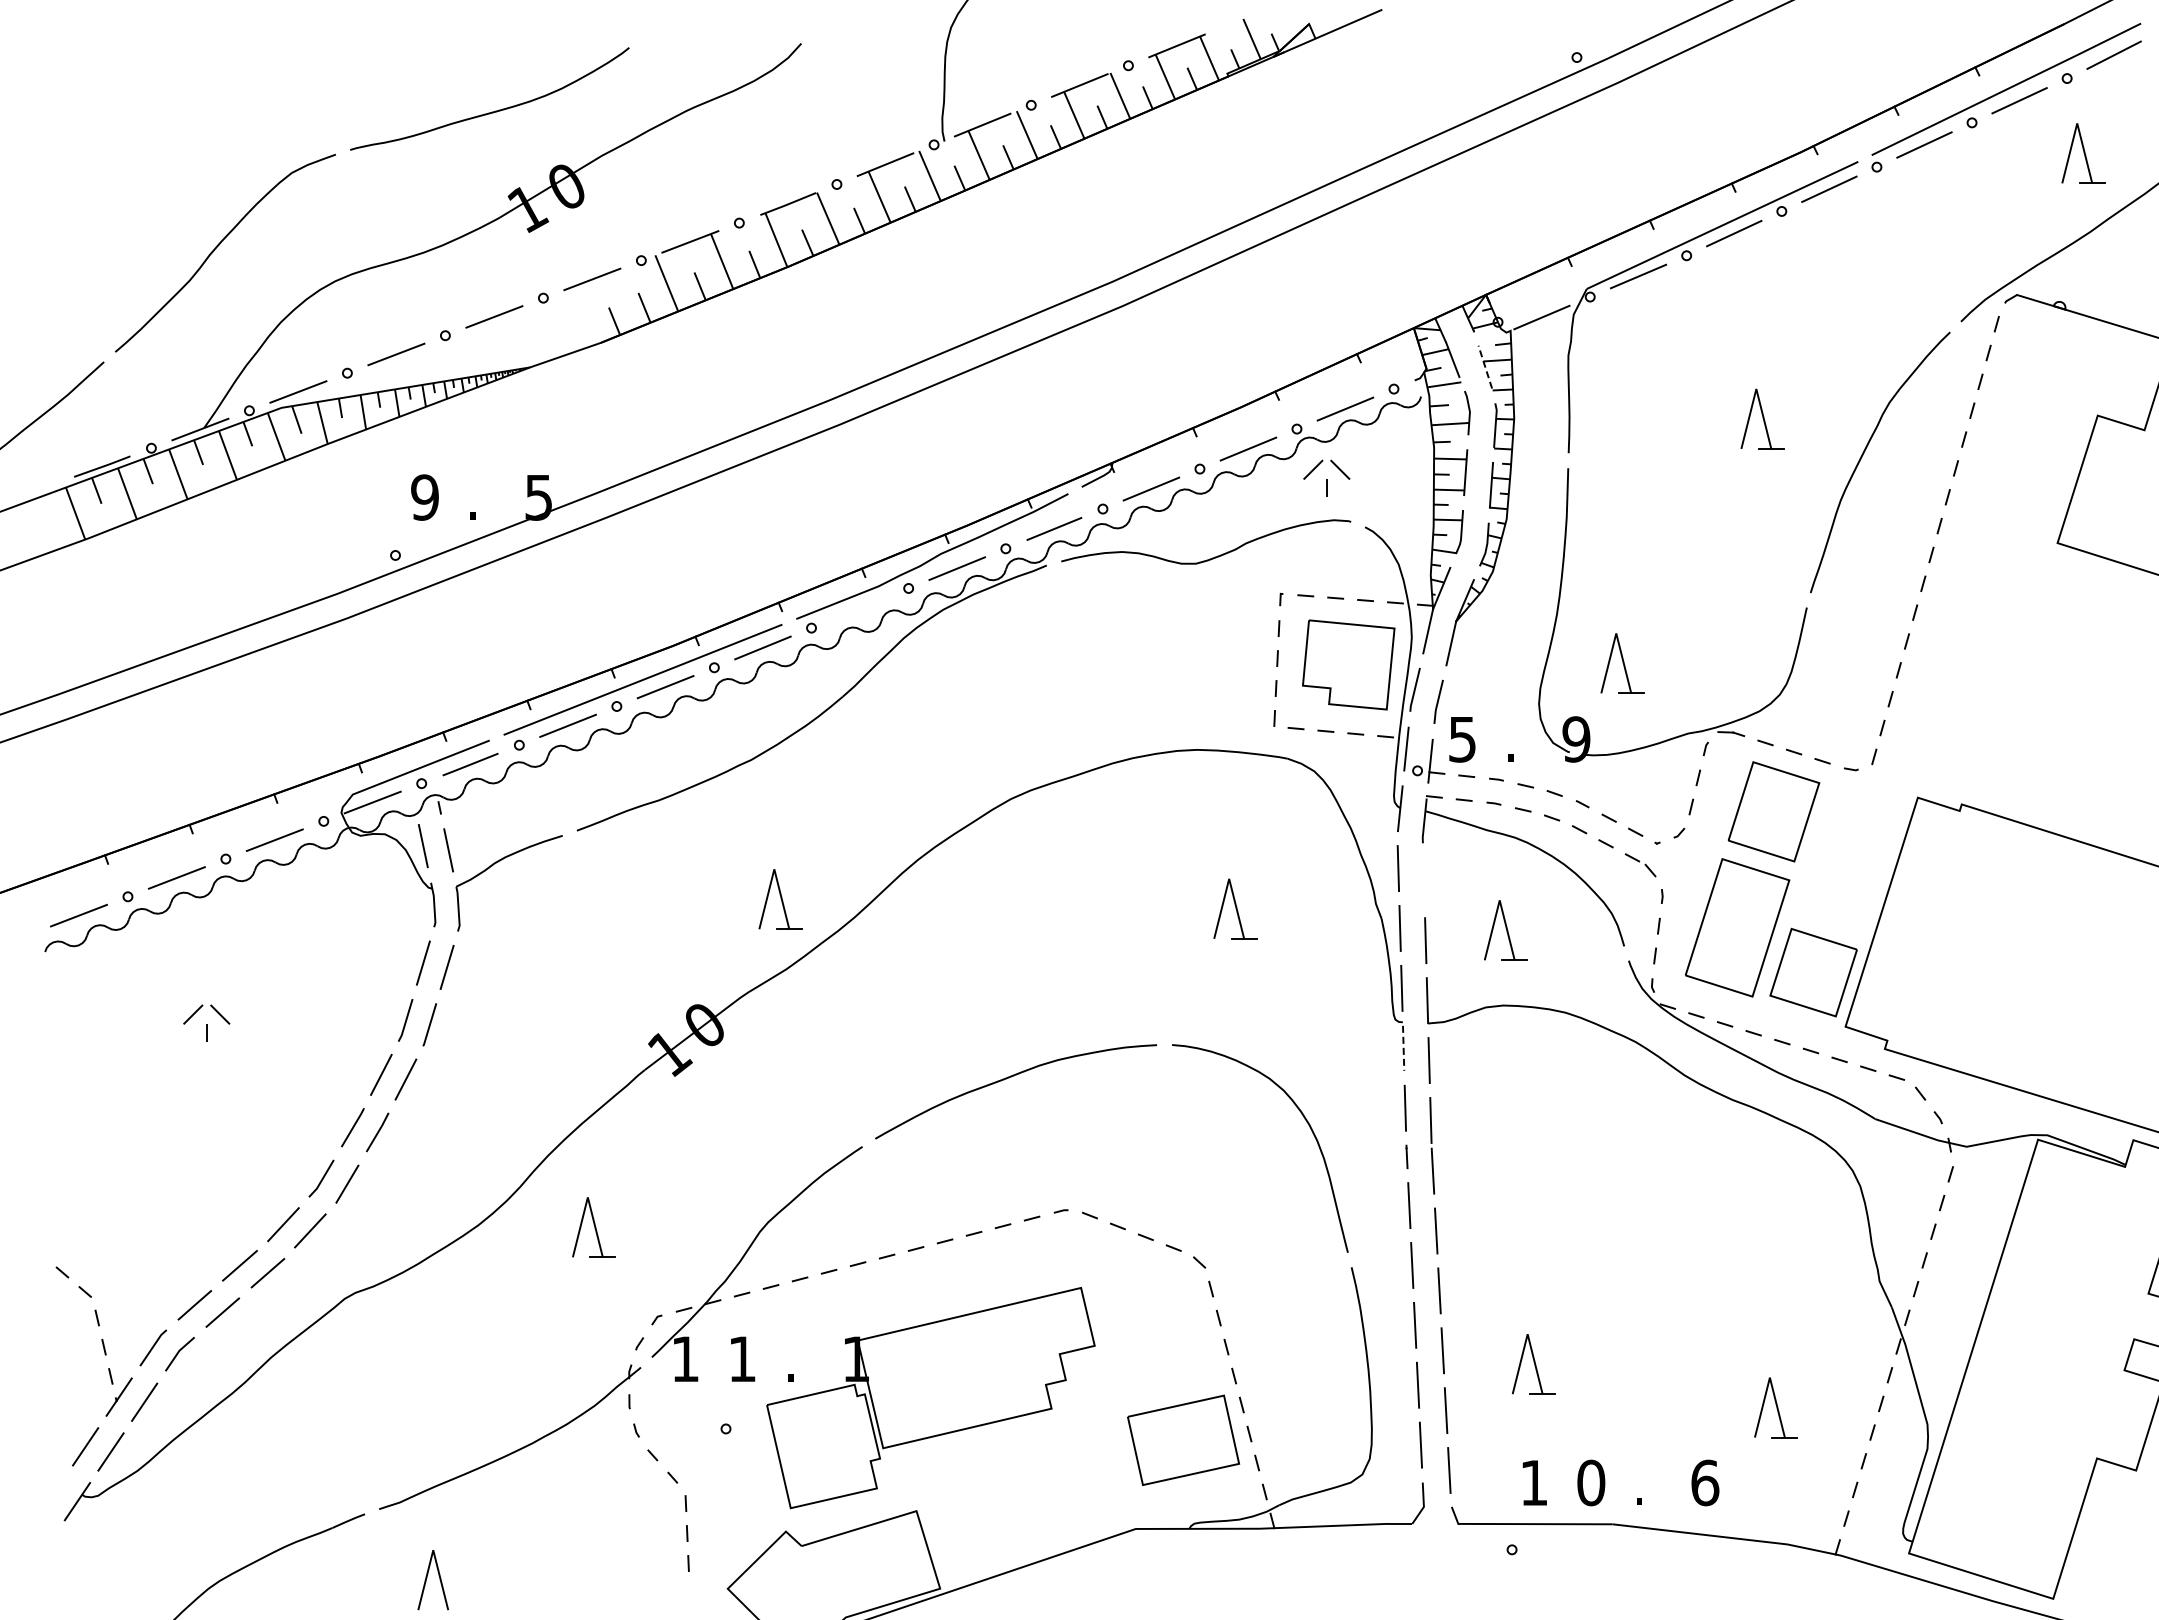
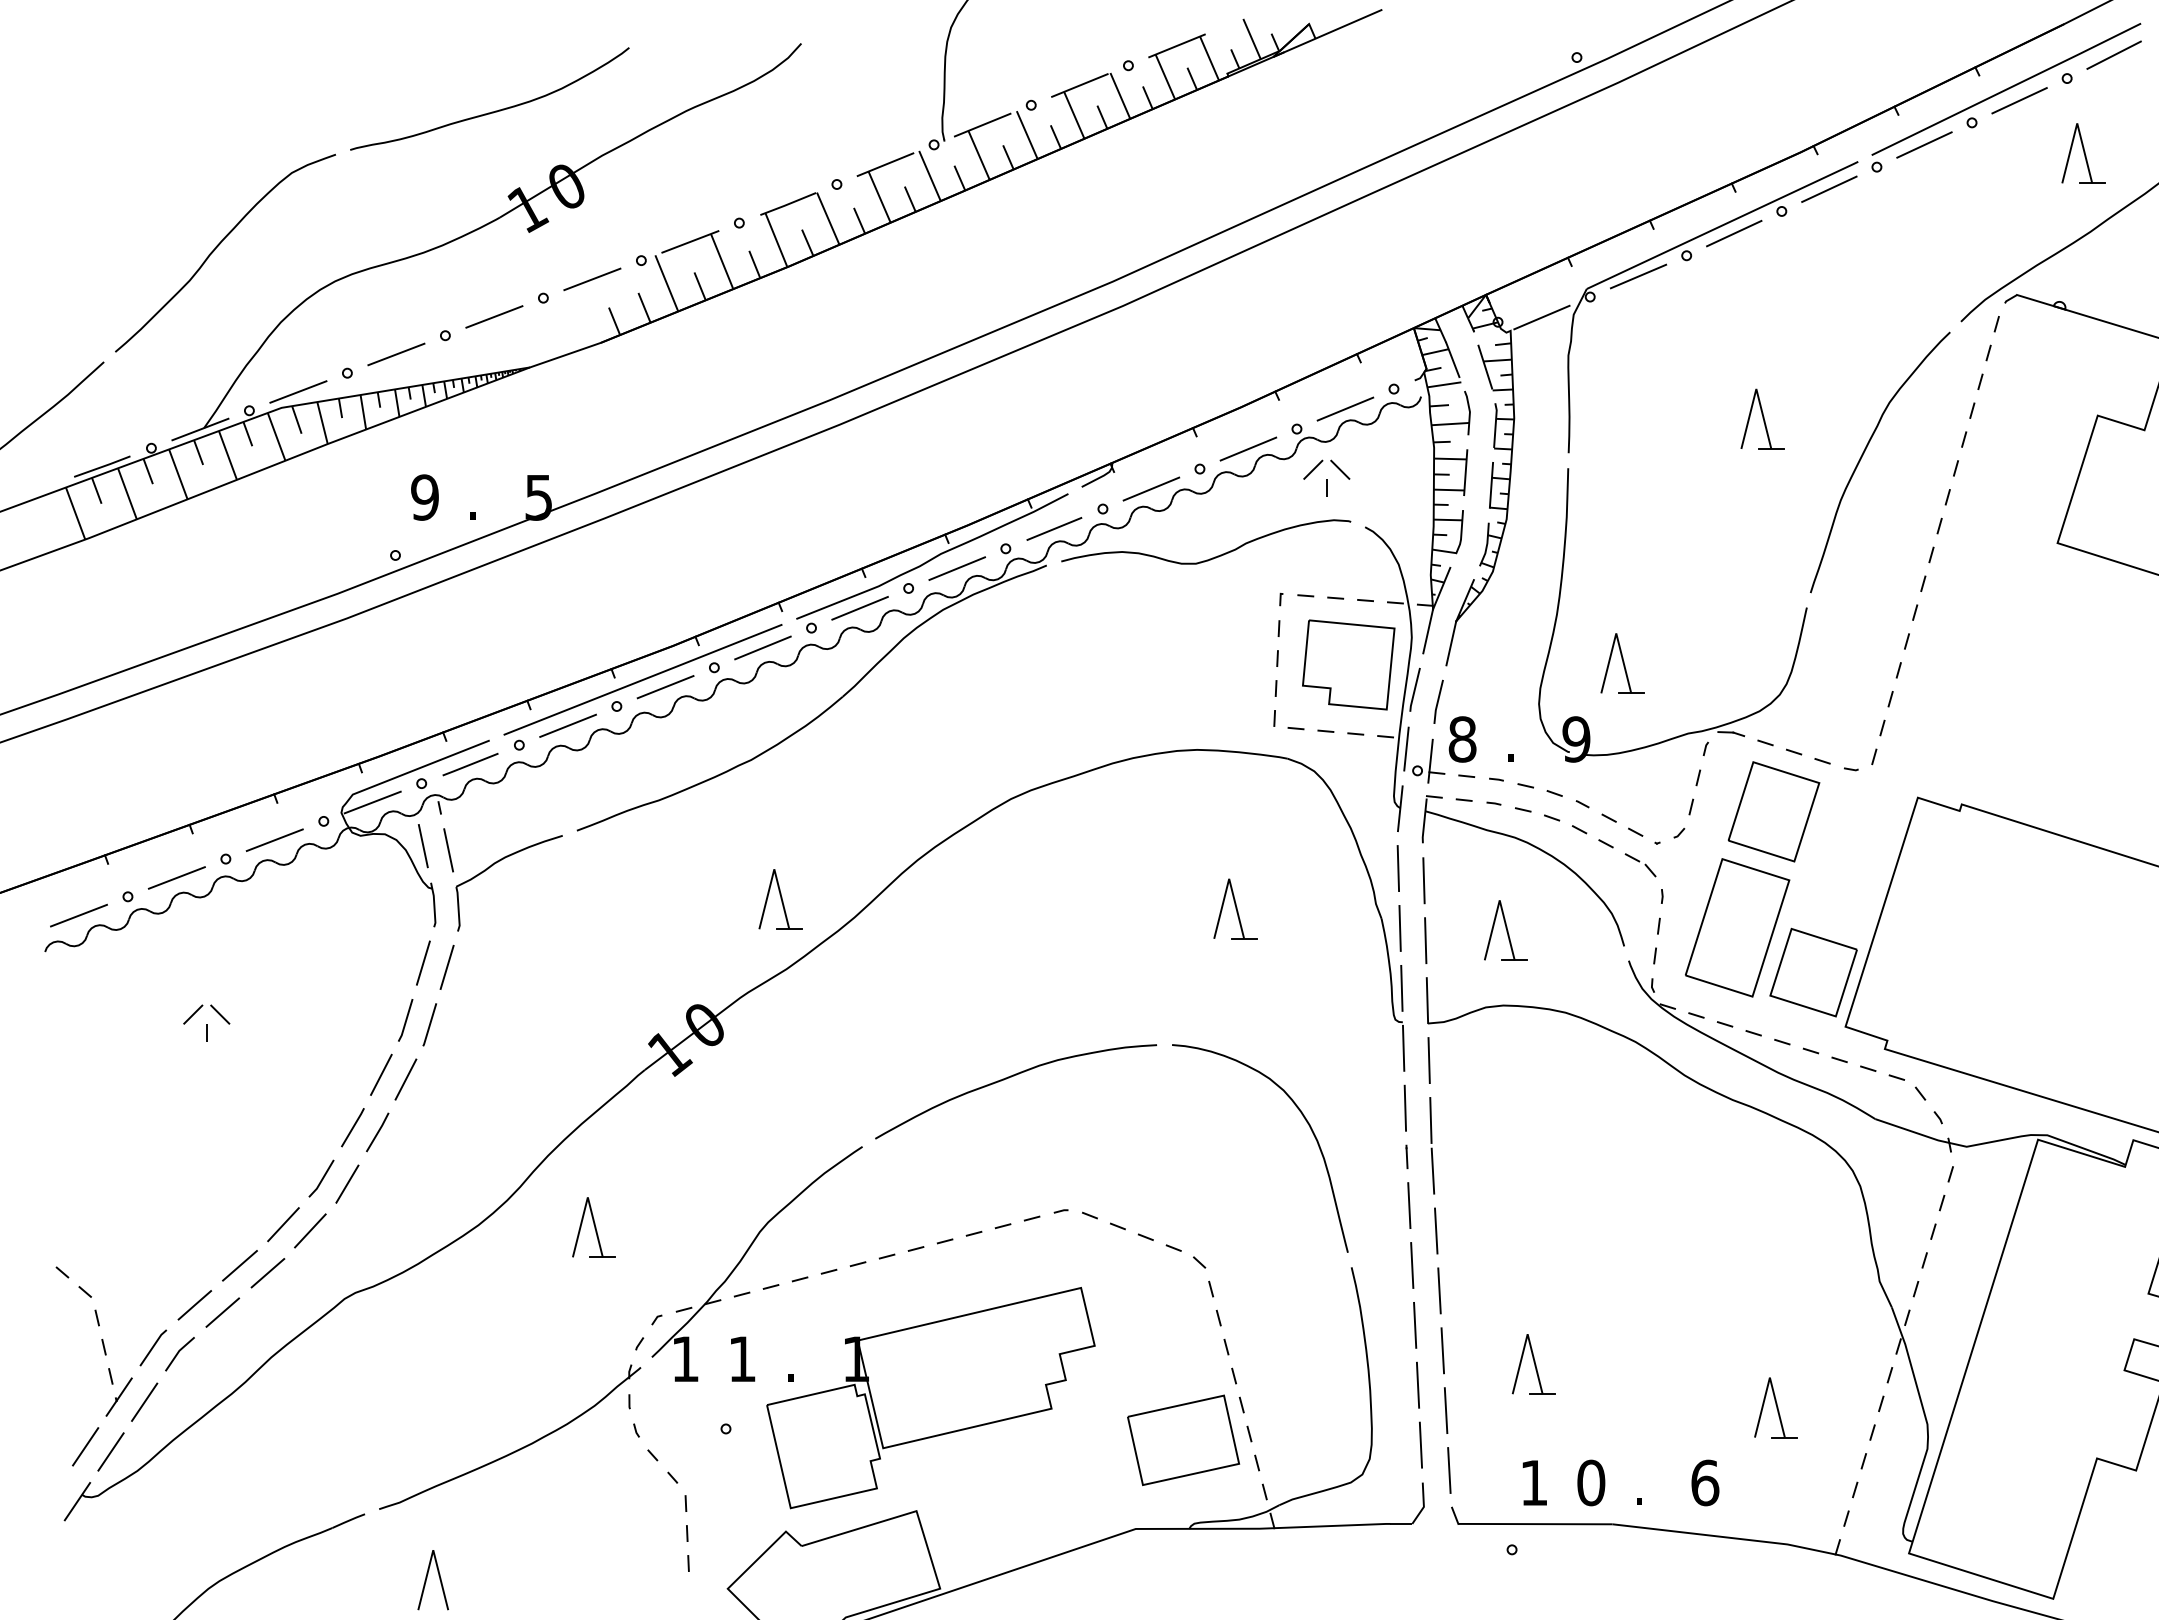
line: dashed -> solid (1485, 366)
line: none -> present (859, 607)
text: 5 -> 8 (1462, 739)
line: none -> present (1423, 880)
line: dashed -> solid (1403, 1048)
